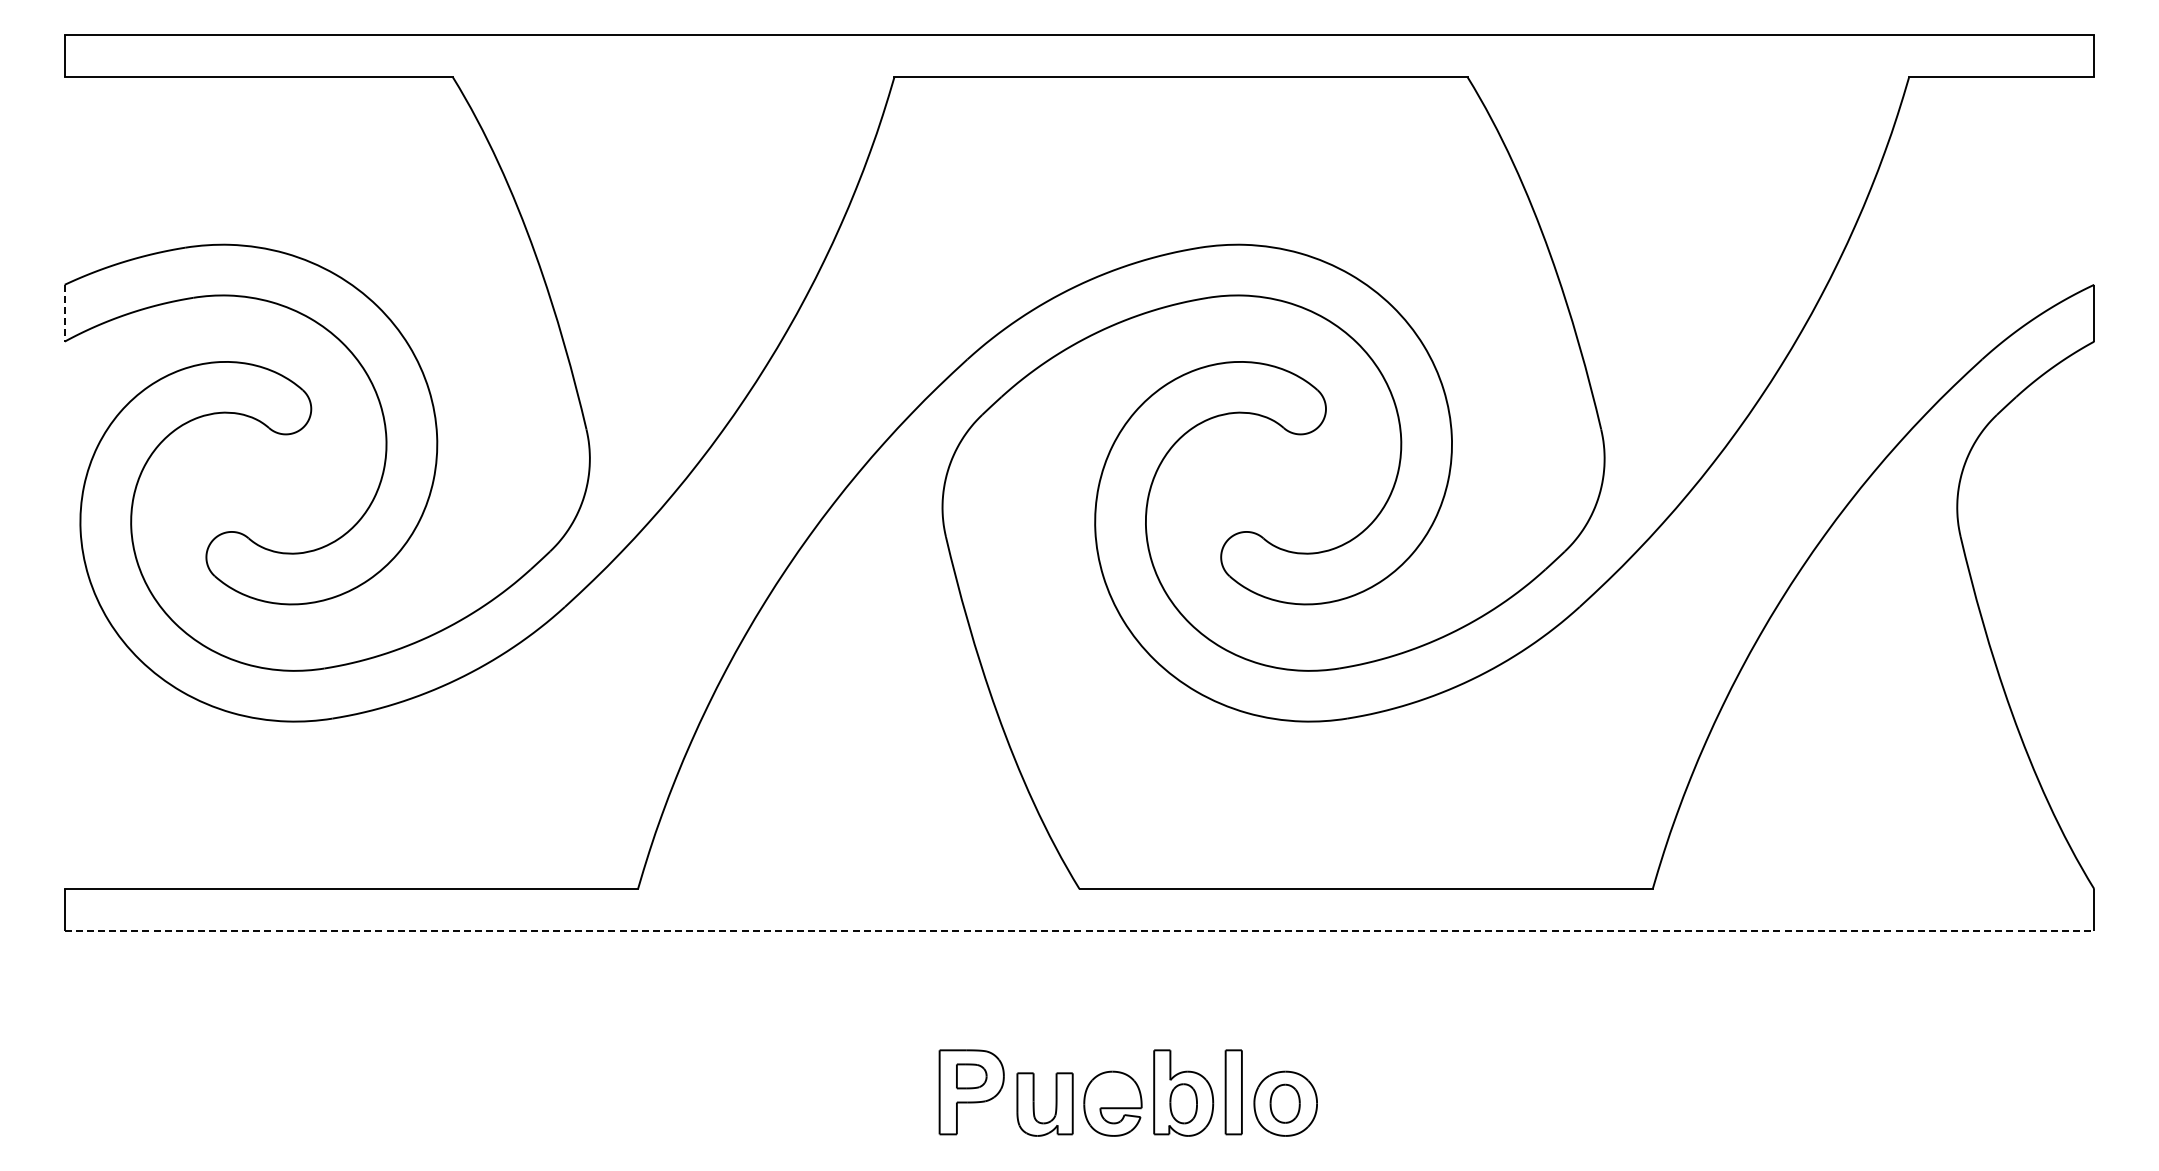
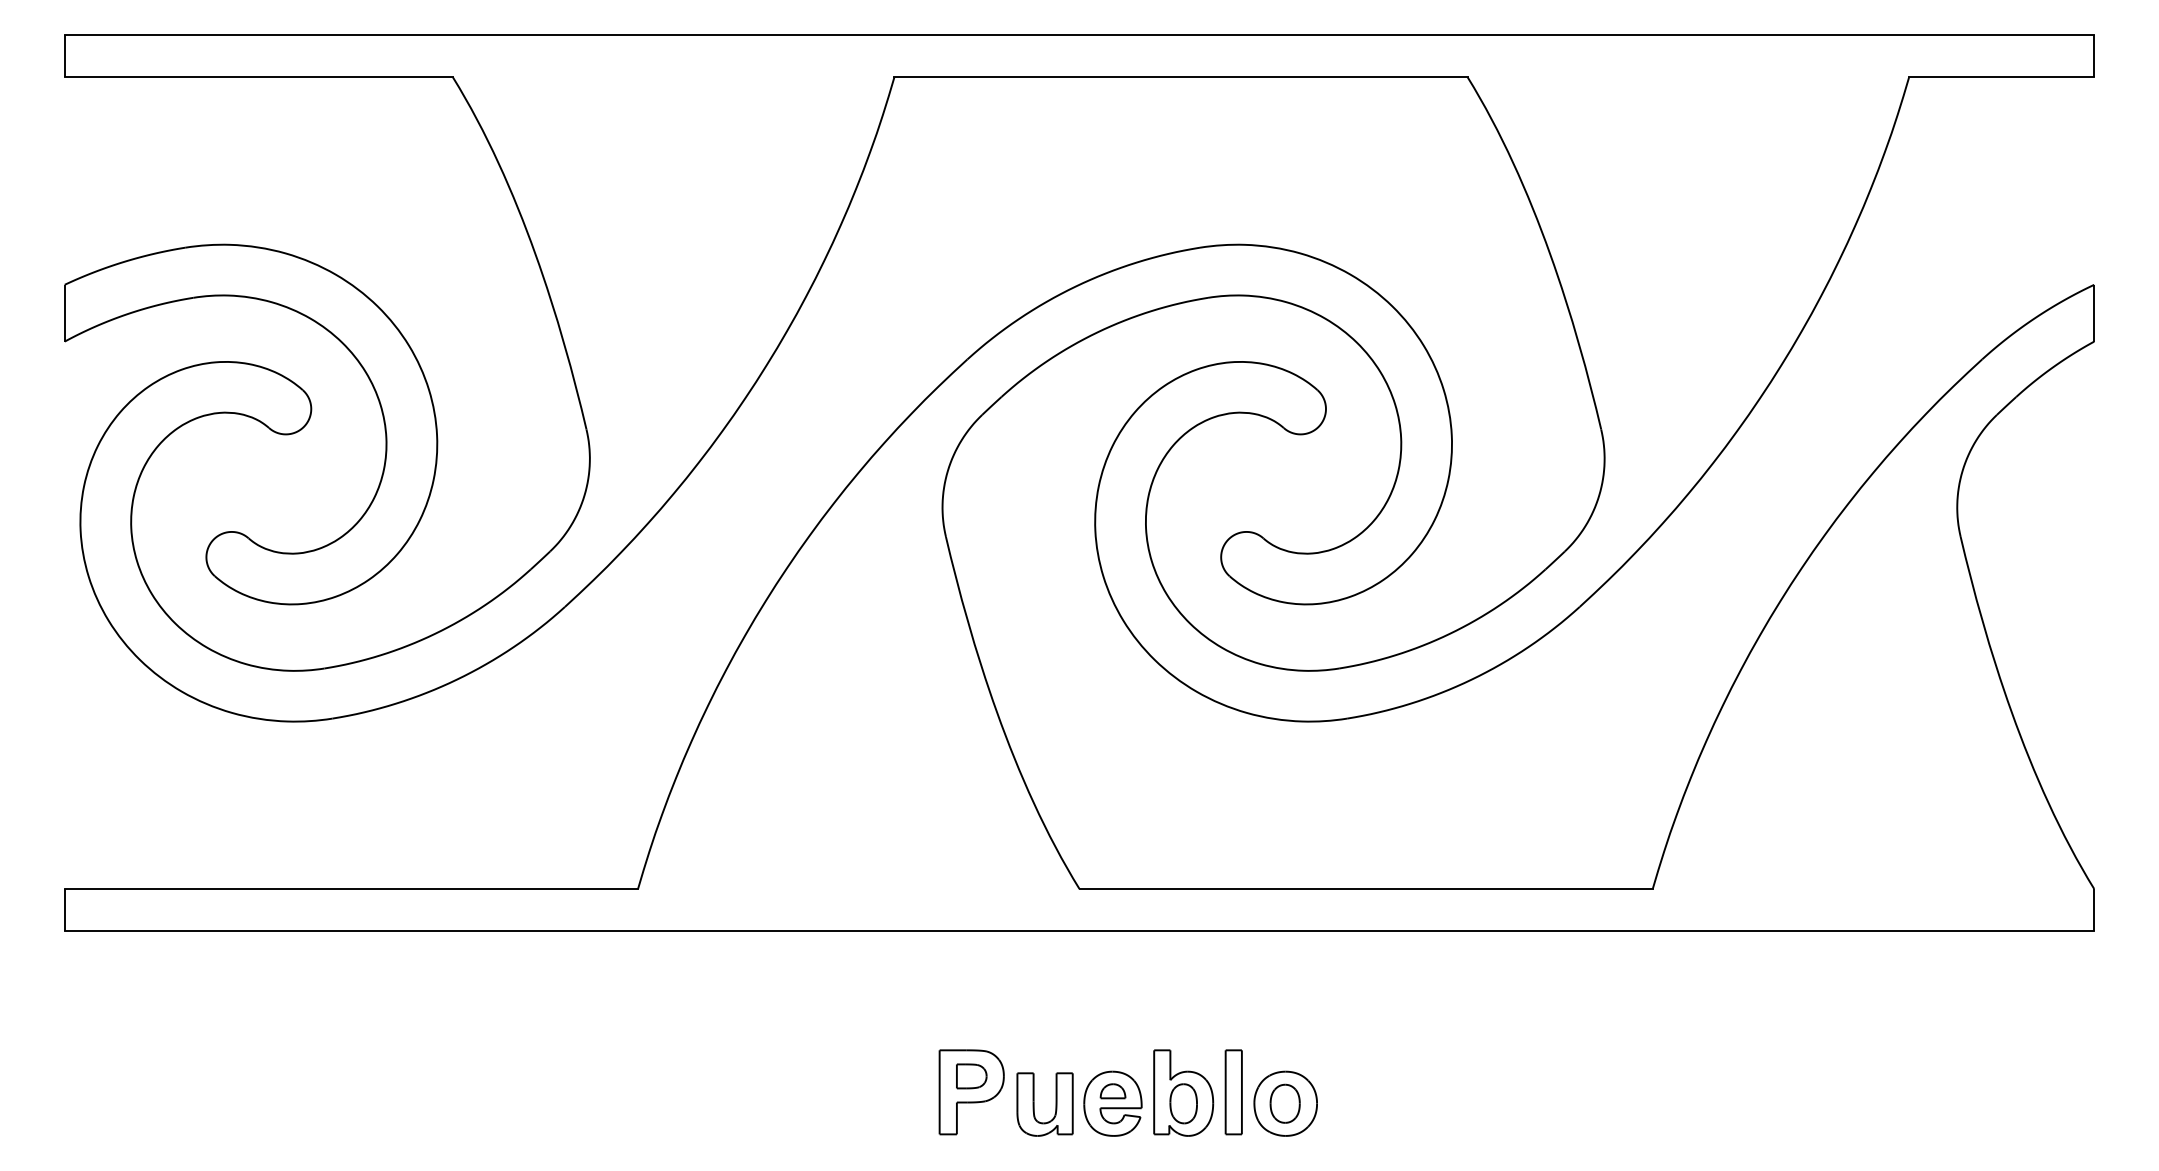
line: dashed -> solid (64, 313)
line: dashed -> solid (1079, 931)
part: none -> present (1112, 1091)
